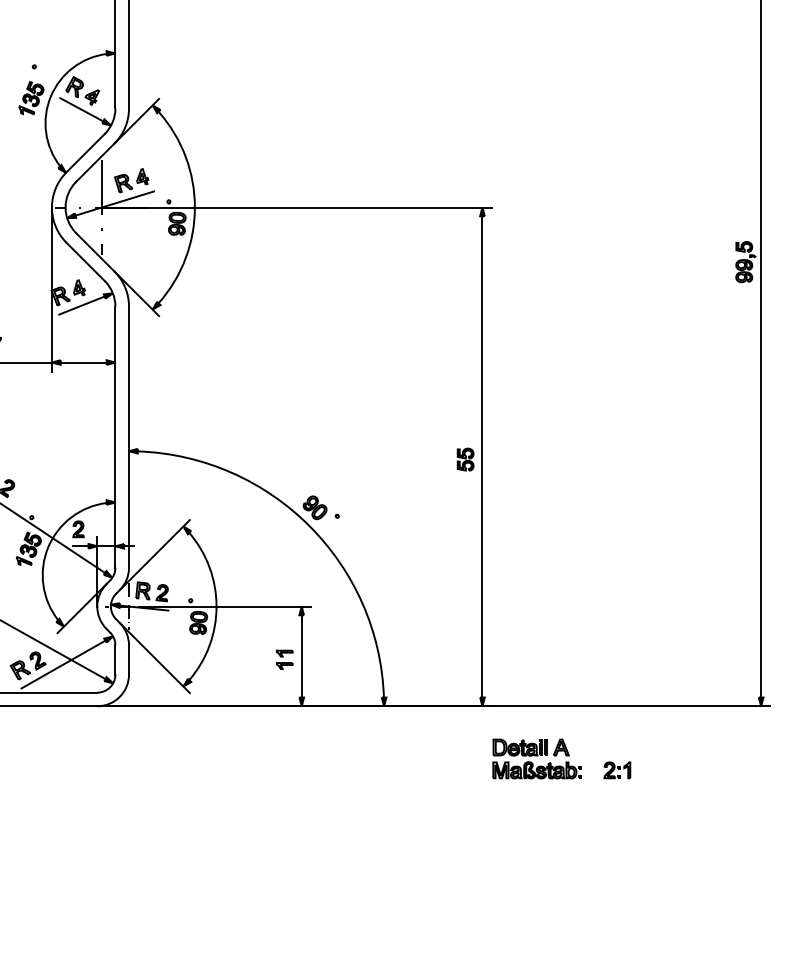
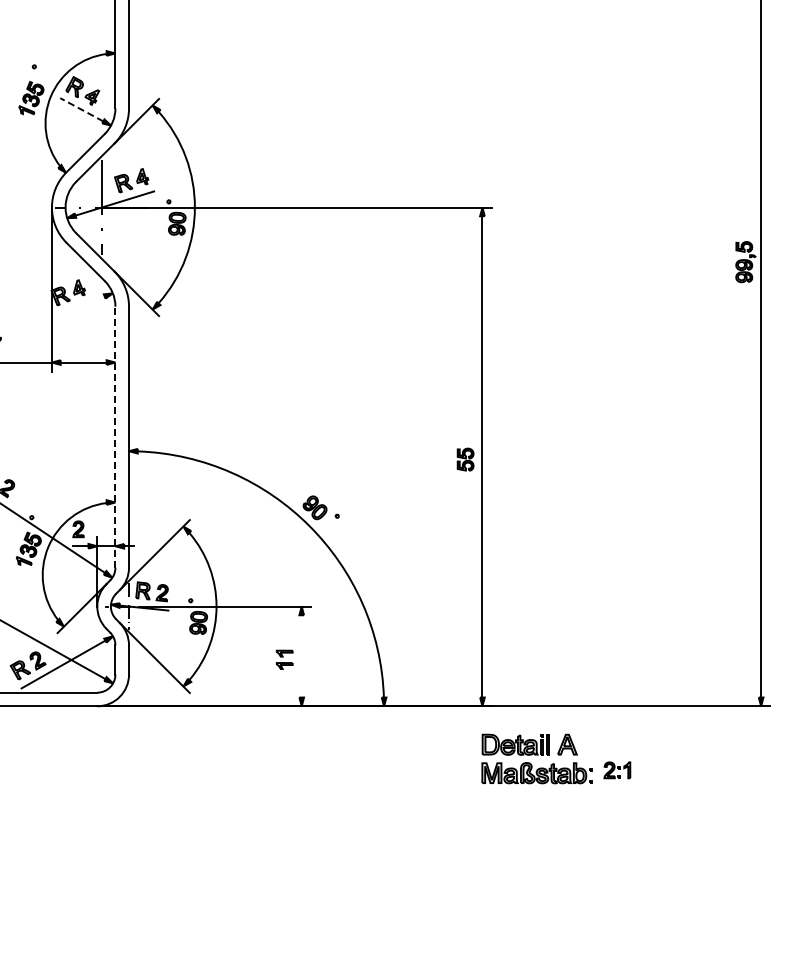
line: solid -> dashed (81, 109)
line: present -> none (81, 305)
line: solid -> dashed (115, 437)
line: present -> none (301, 656)
part size: 90x42 px -> 112x52 px (536, 758)
